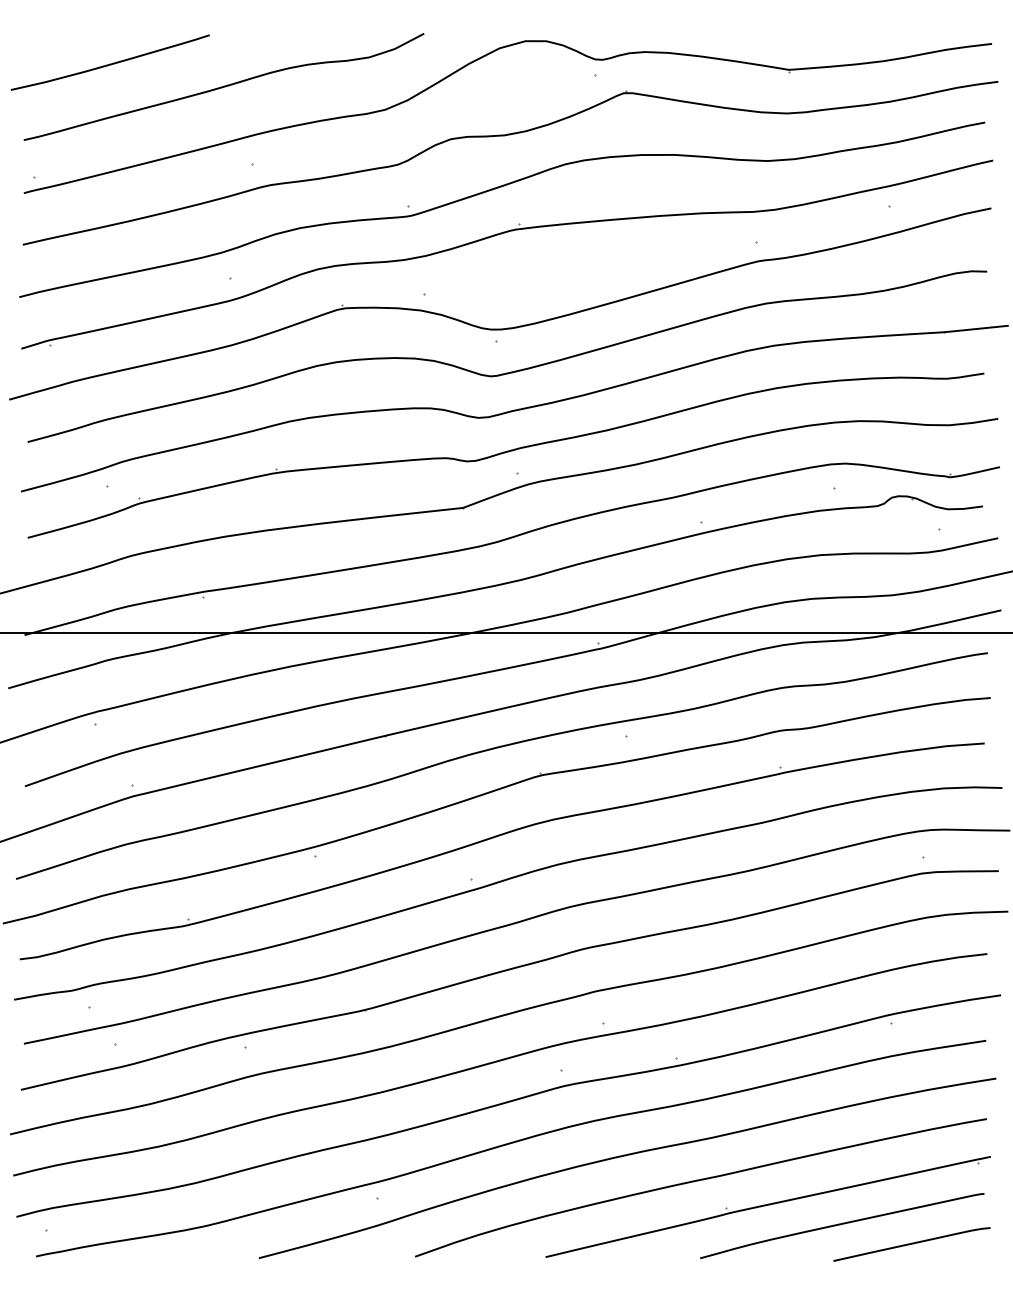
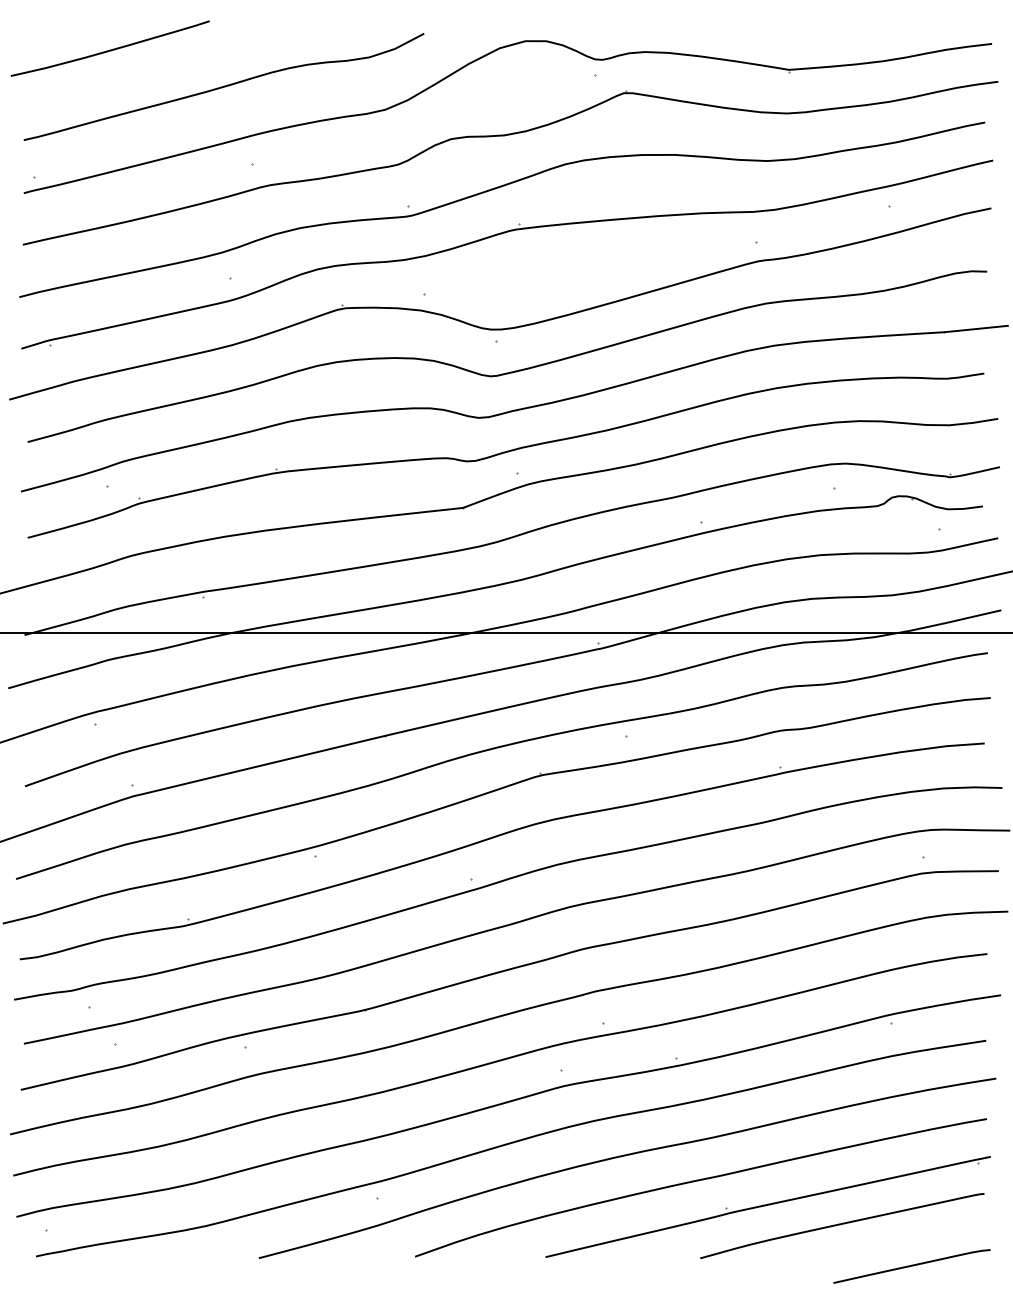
curve position: (109, 63) -> (109, 49) (109, 49)
curve position: (911, 1244) -> (911, 1266) (911, 1266)
